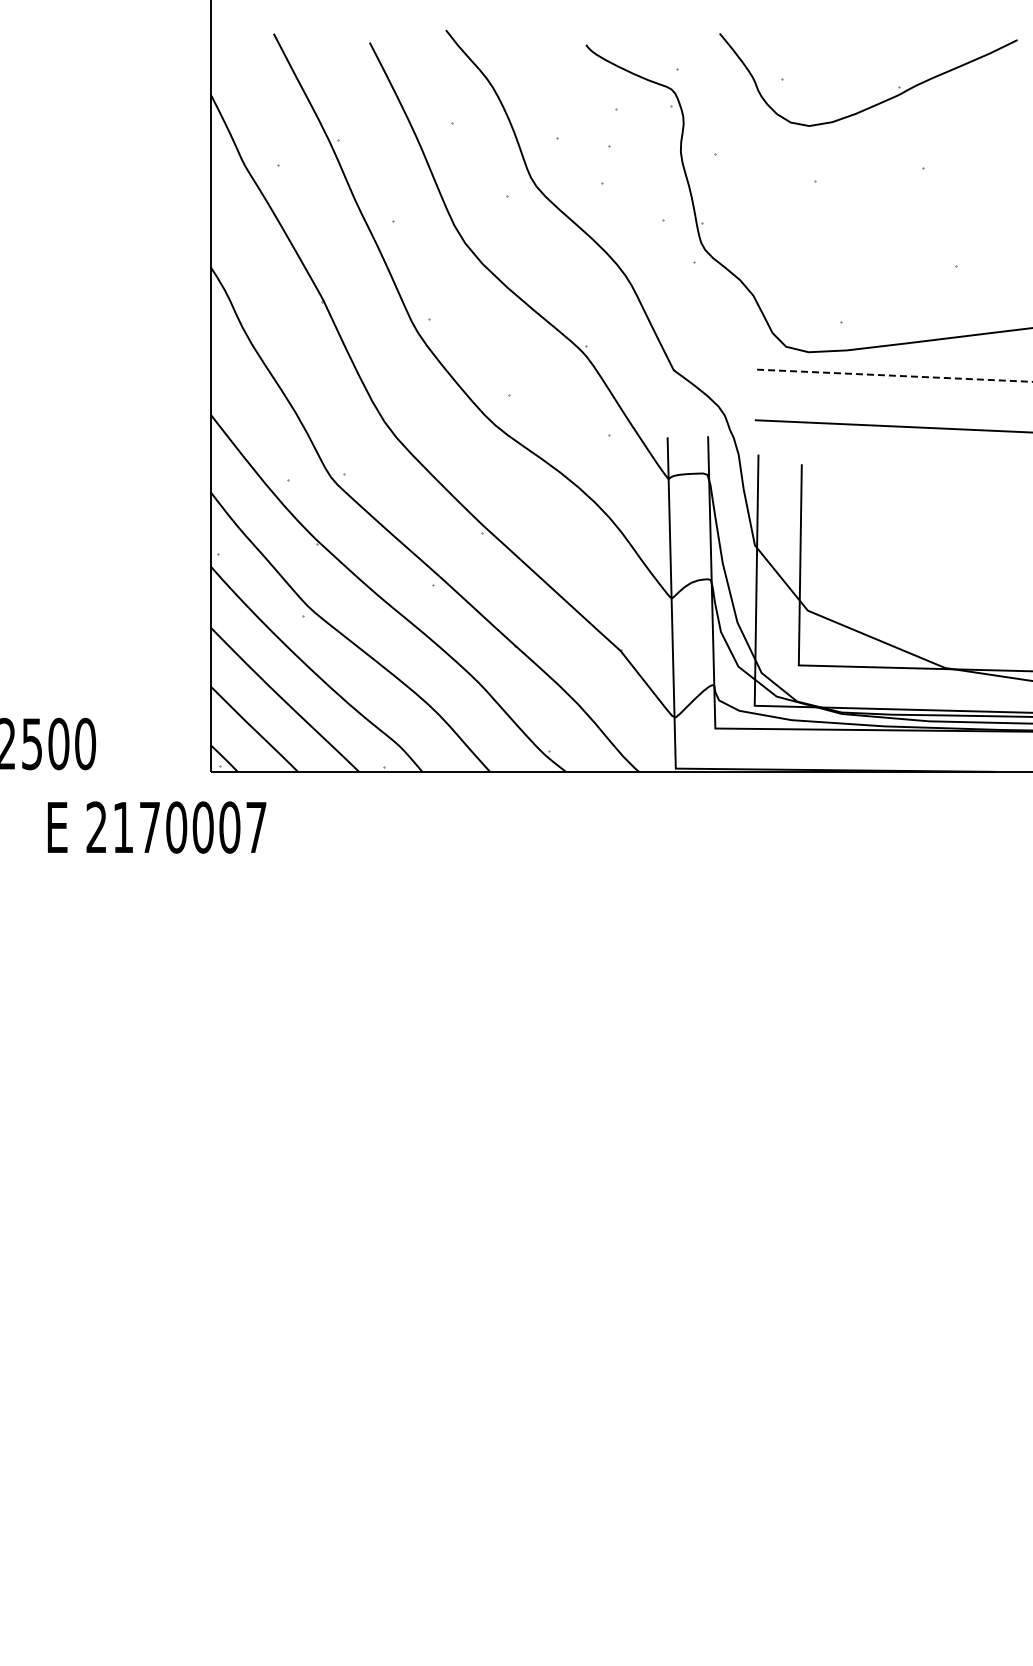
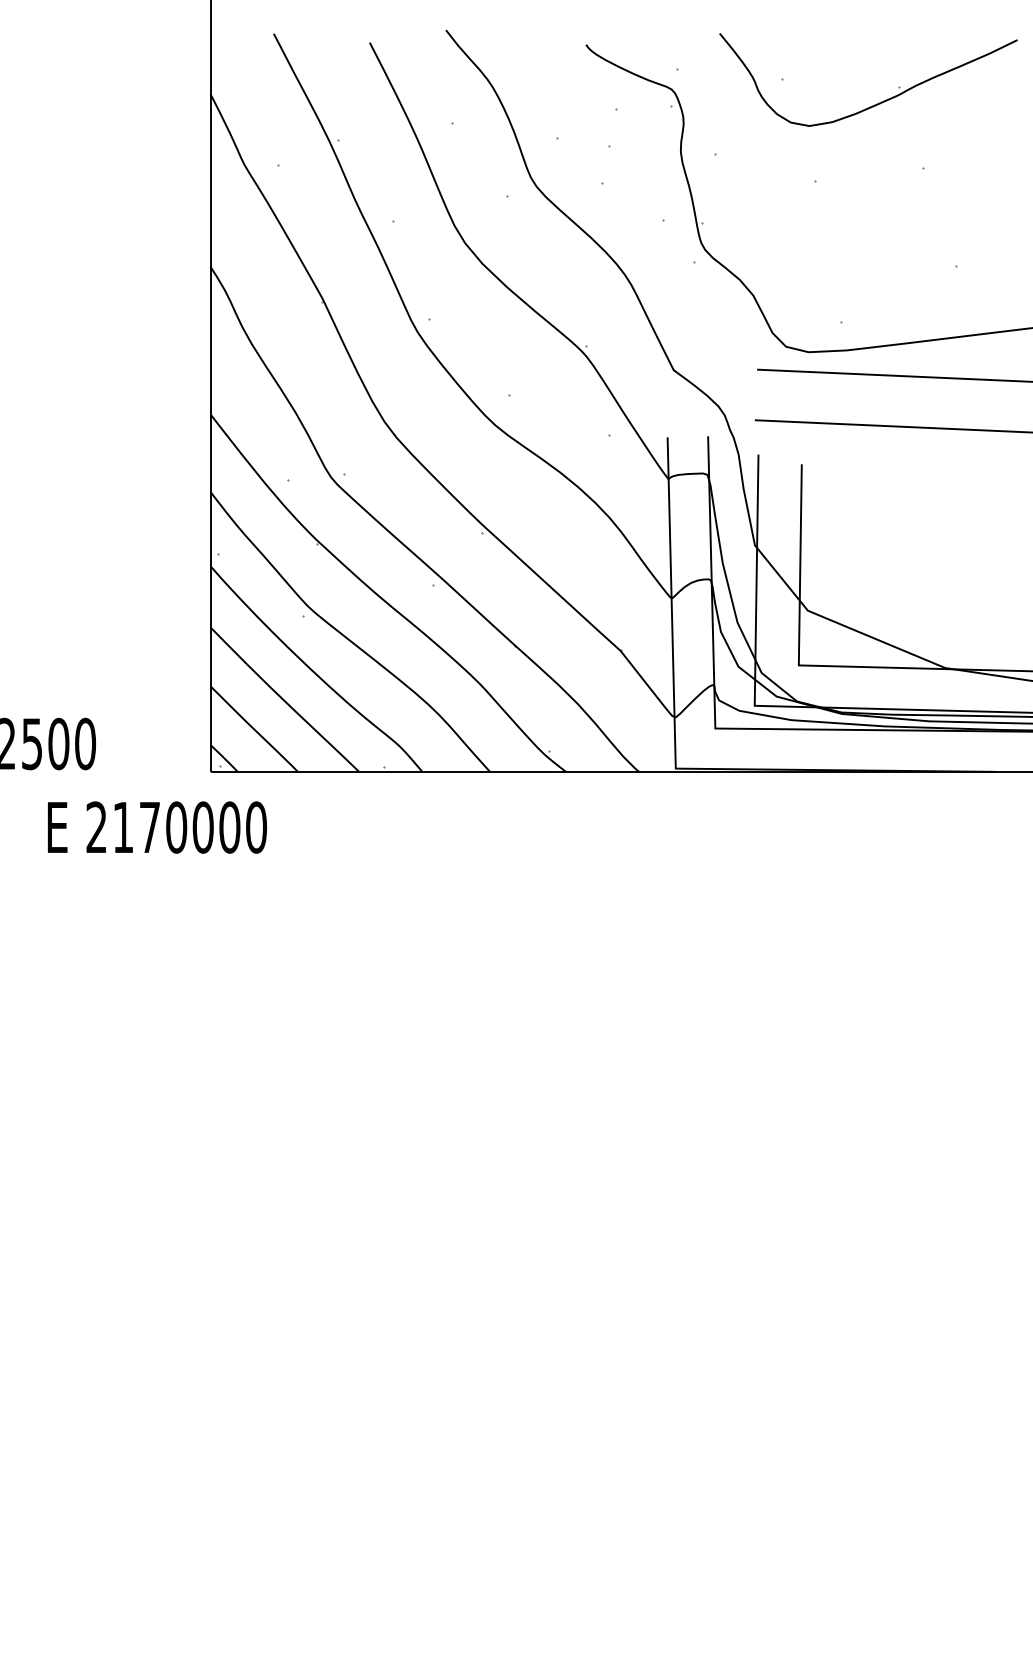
line: dashed -> solid (894, 375)
text: 2170007 -> 2170000 (256, 827)
